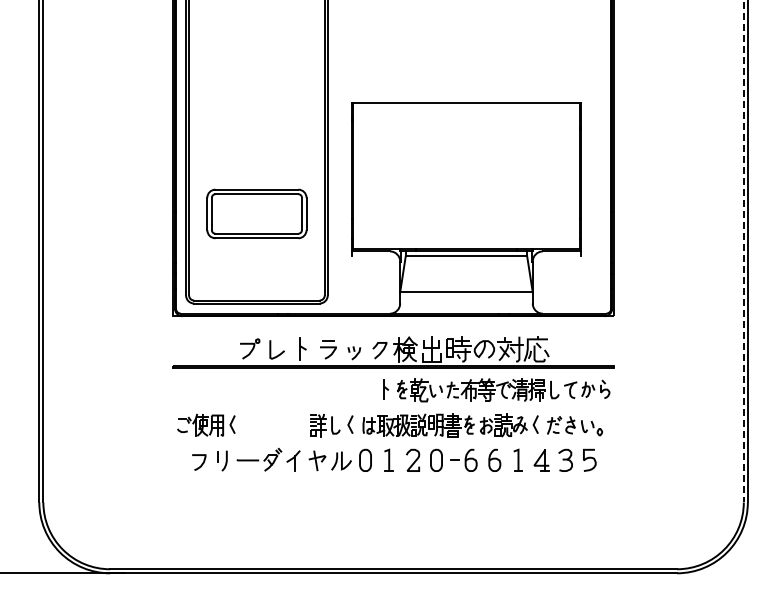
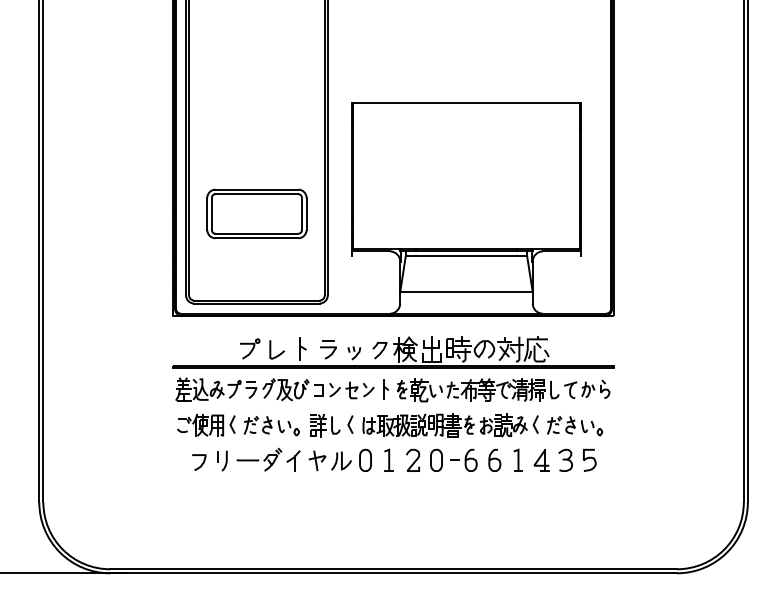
line: dashed -> solid (743, 251)
part: none -> present (274, 389)
part: none -> present (271, 426)
